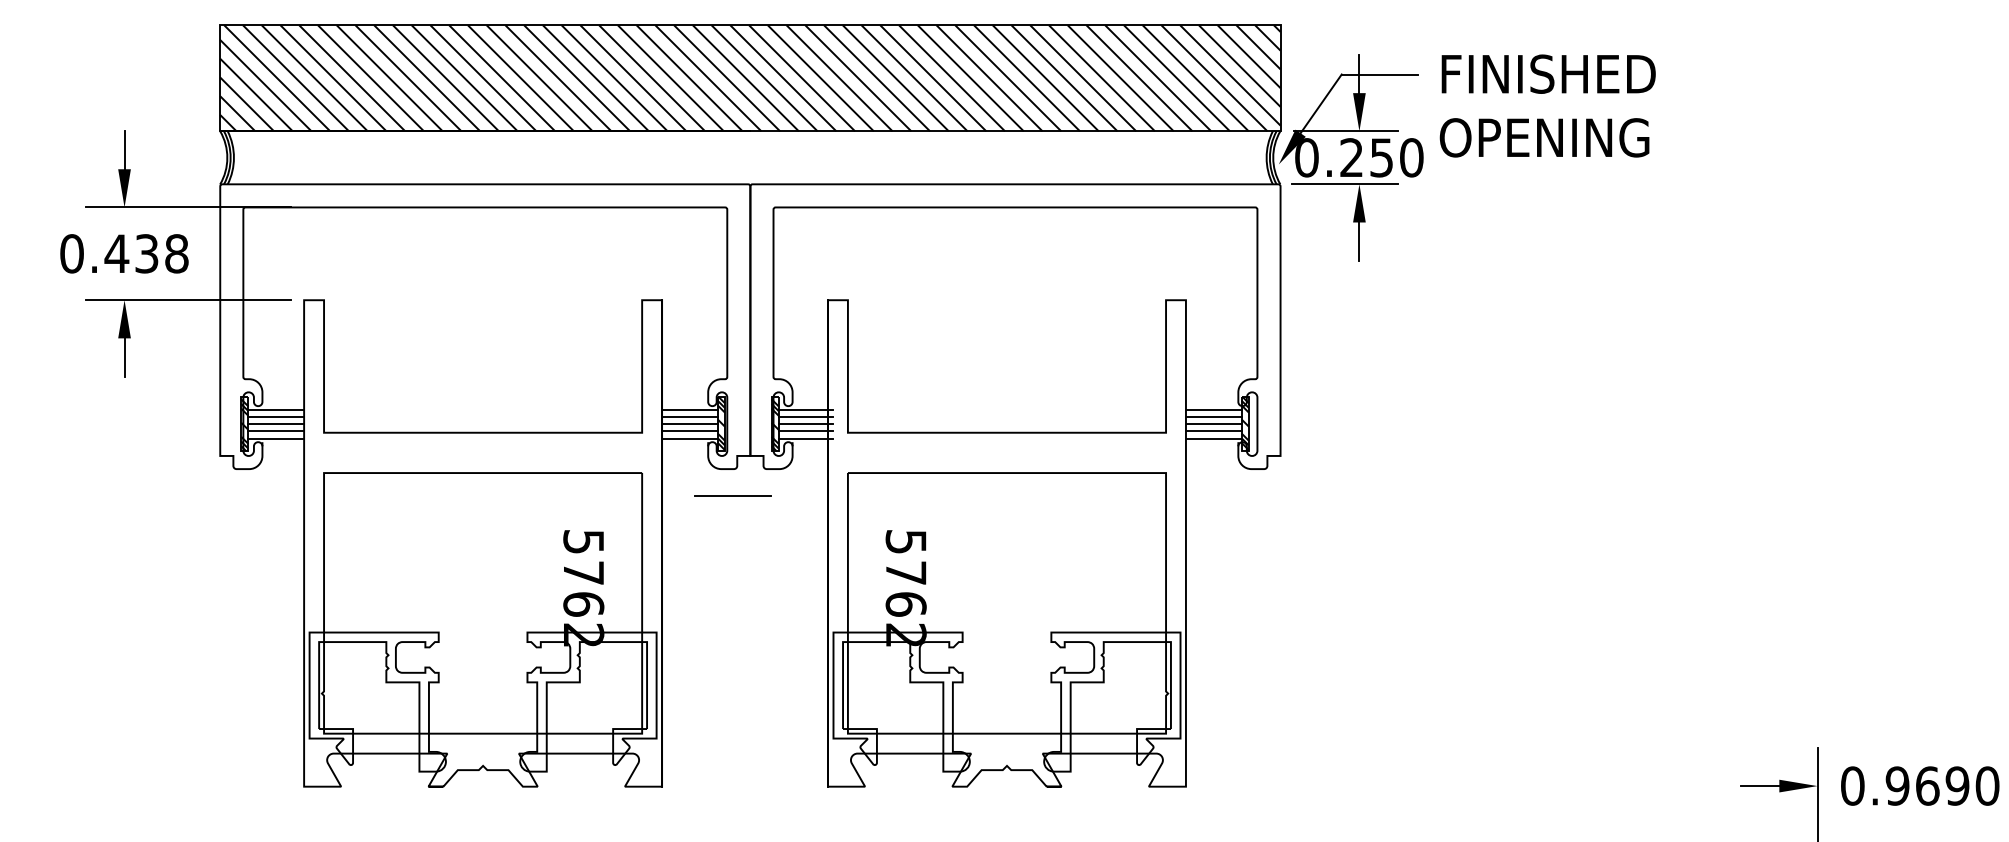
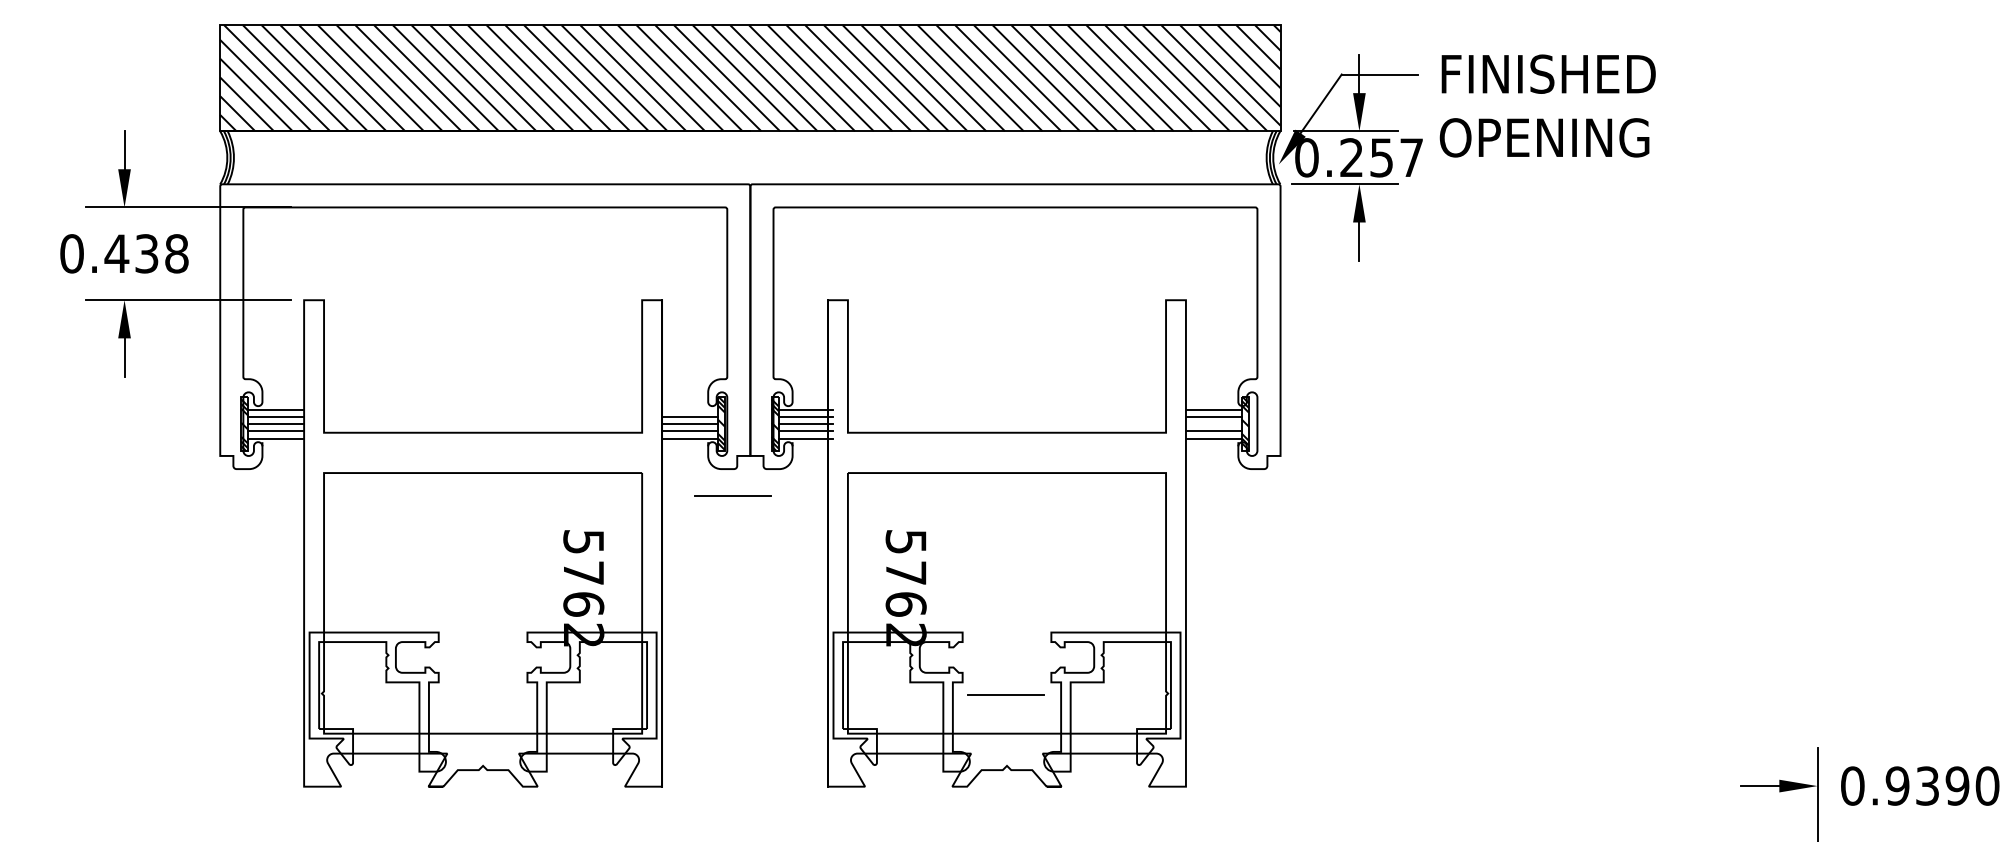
text: 0.250 -> 0.257 (1411, 157)
line: present -> none (690, 409)
line: present -> none (1214, 424)
line: none -> present (1005, 694)
text: 0.9690 -> 0.9390 (1927, 785)
